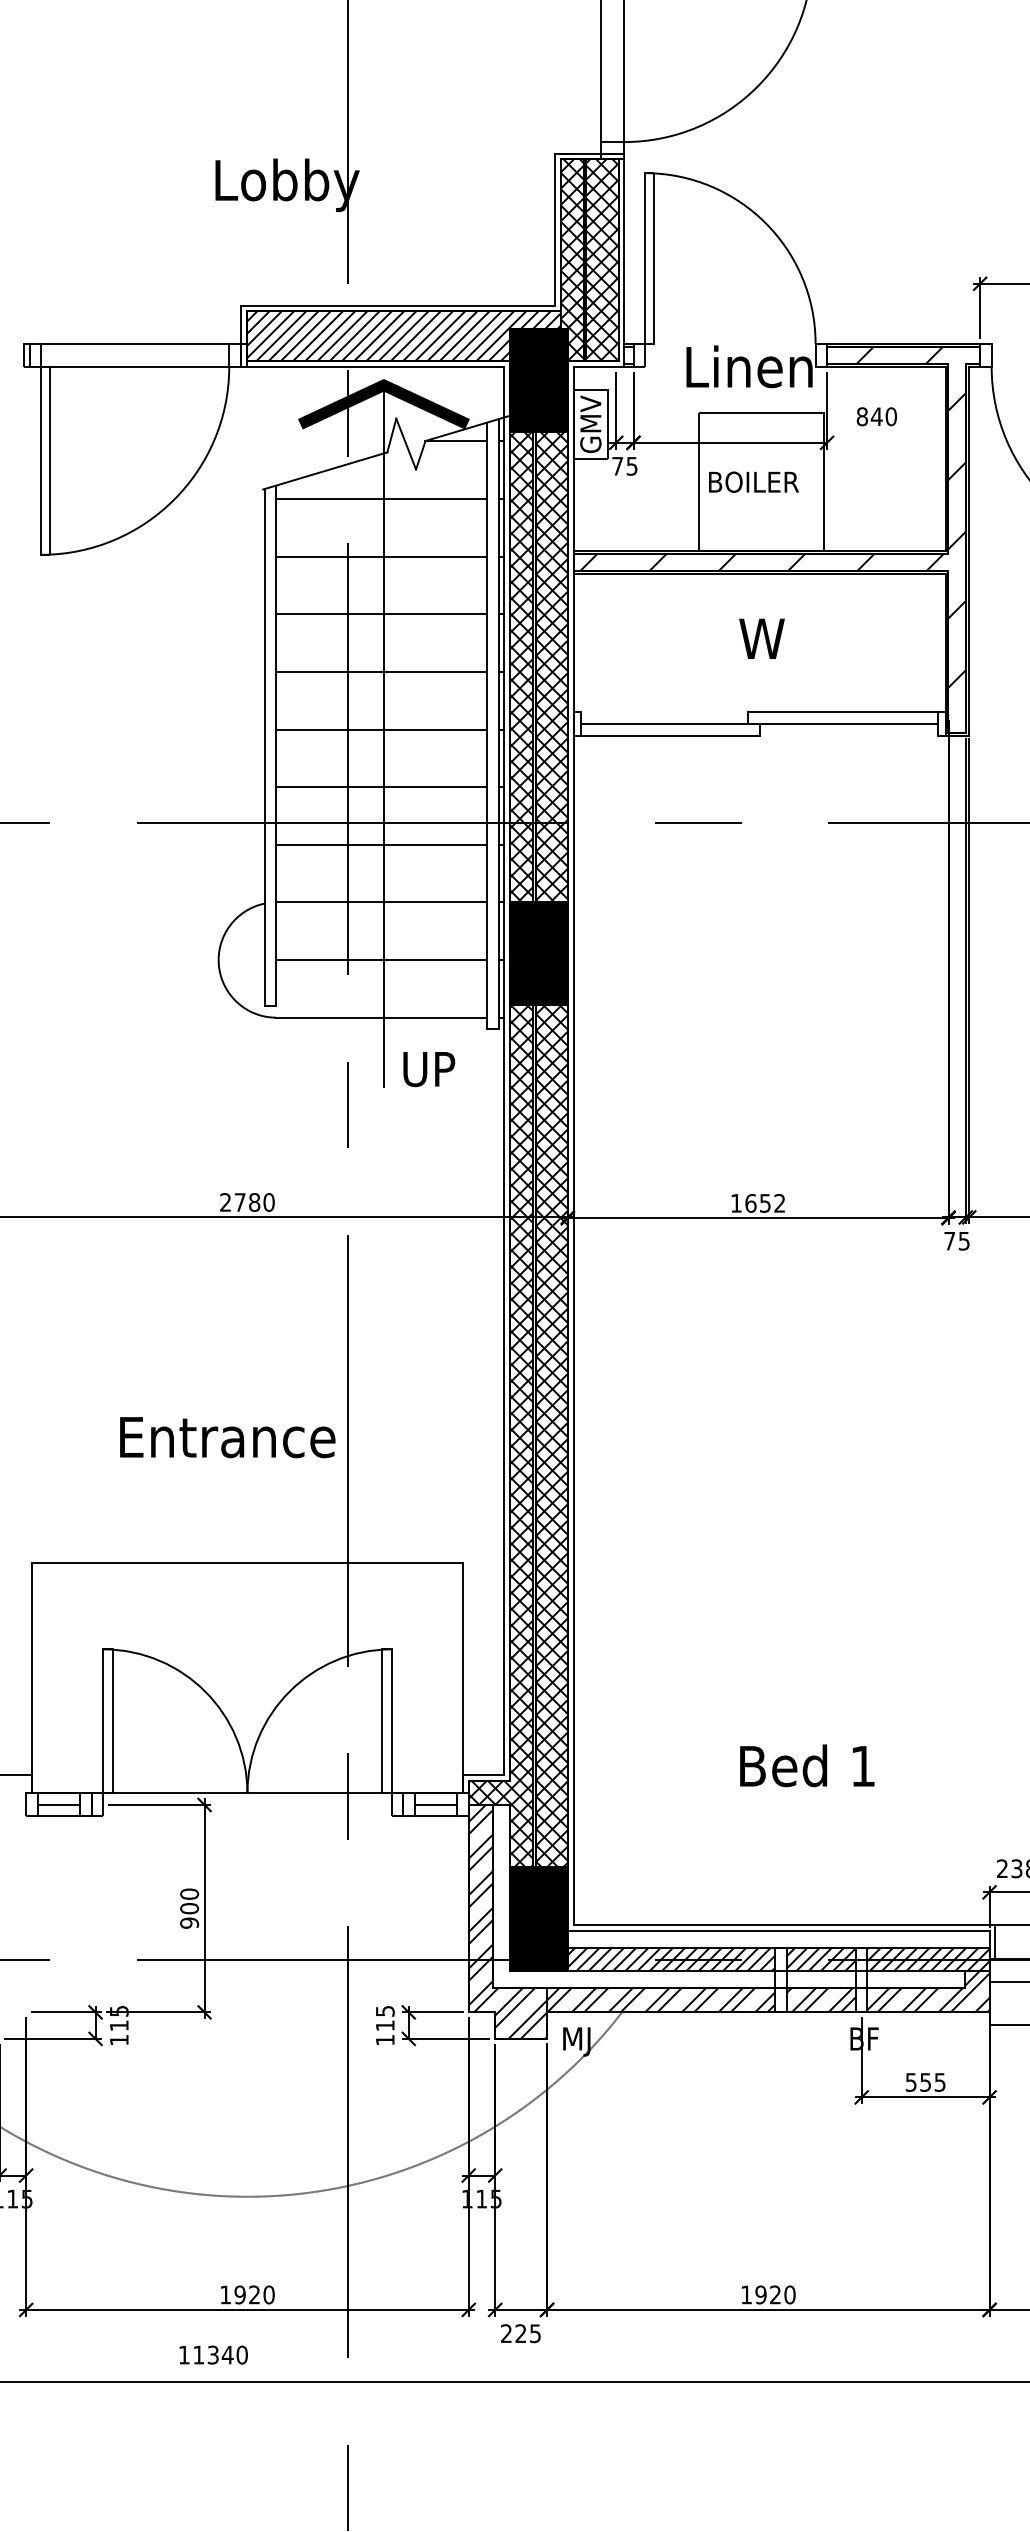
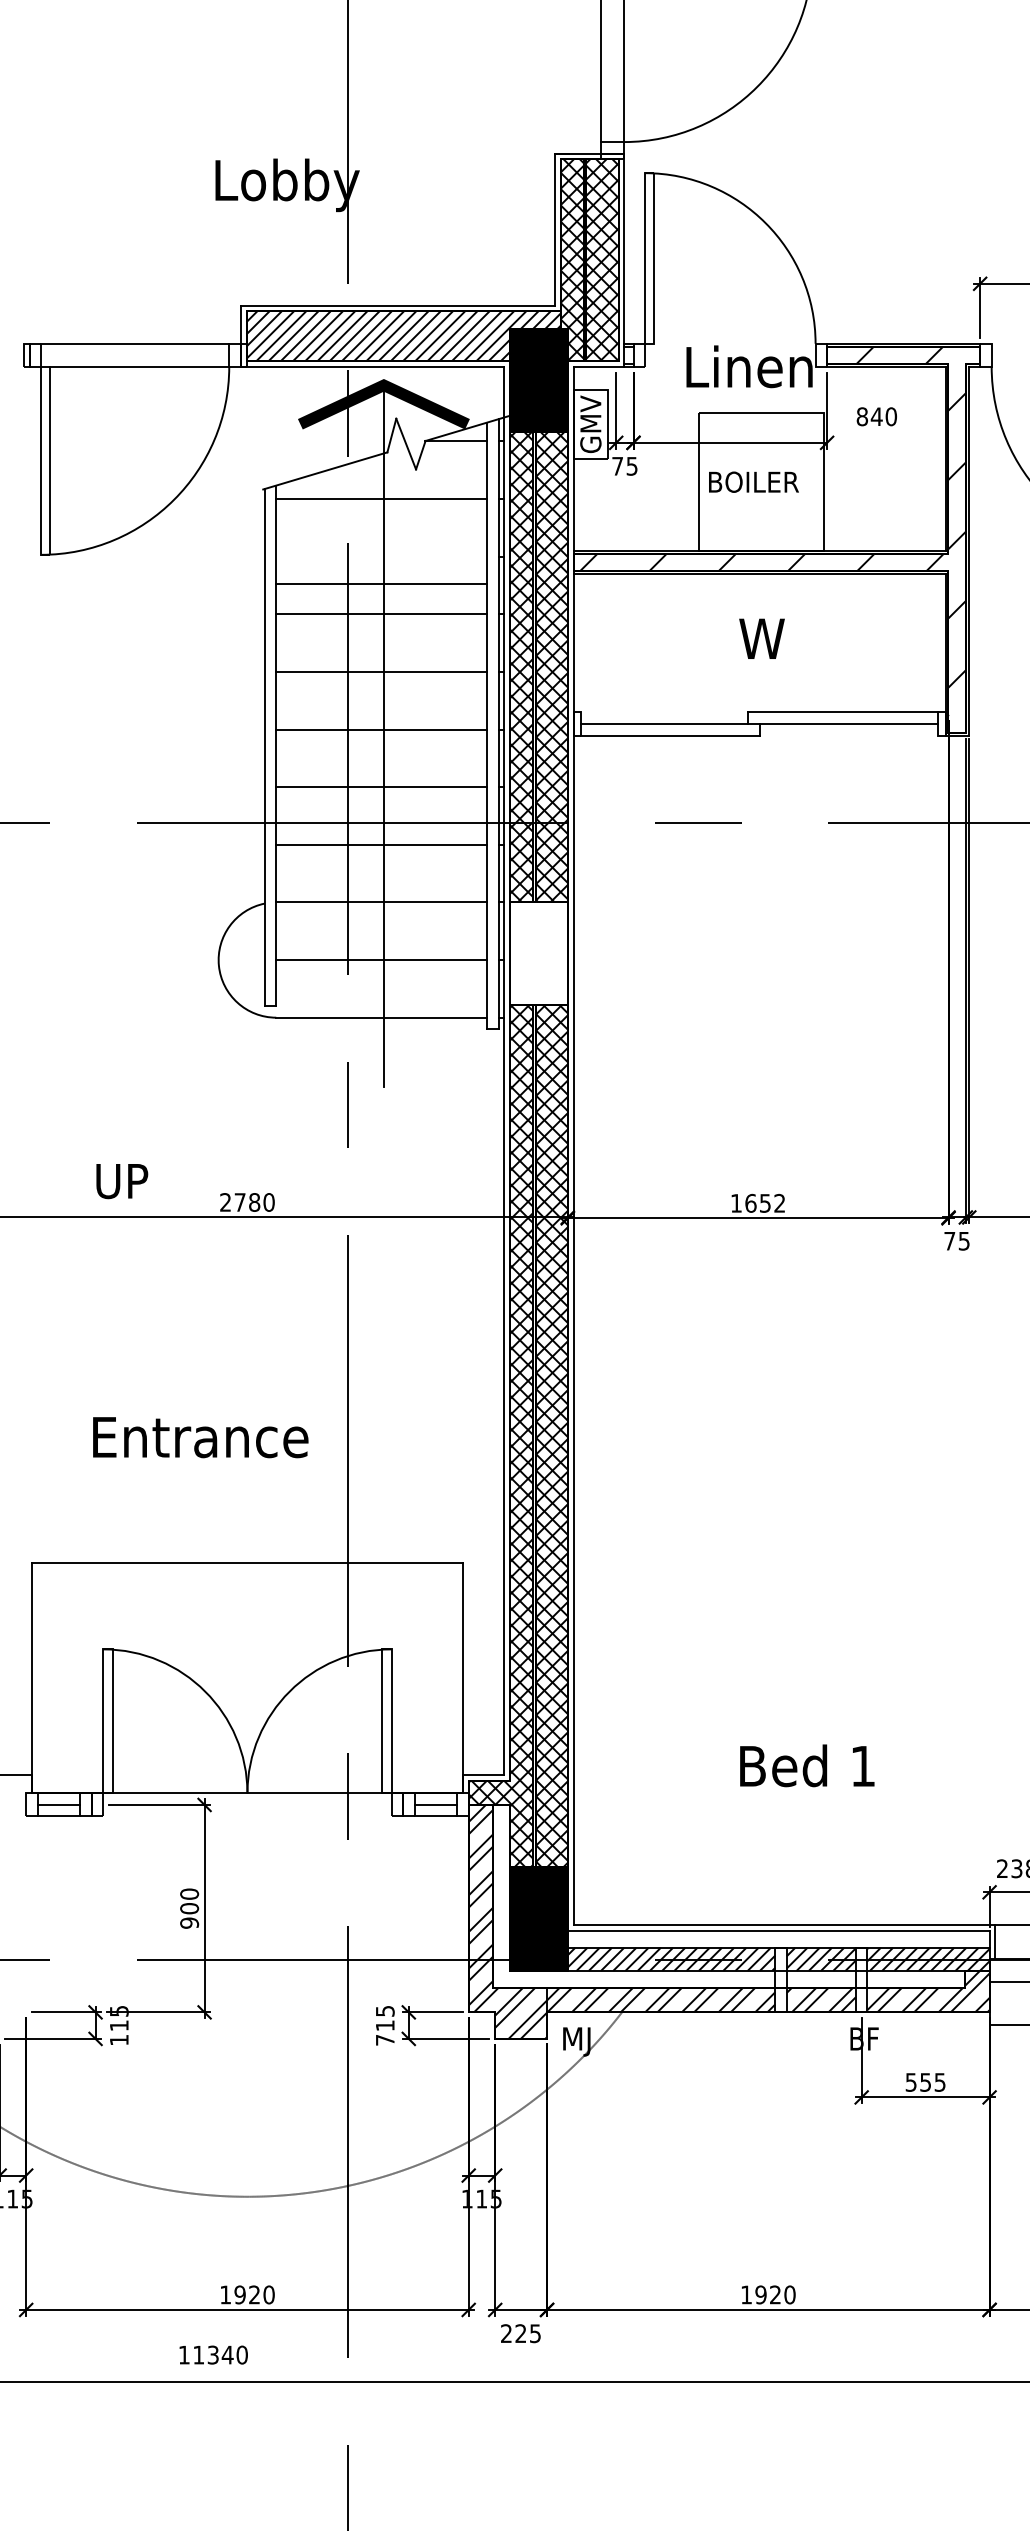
line position: (381, 556) -> (381, 583) (381, 583)
fill: present -> none (538, 953)
text position: (429, 1069) -> (122, 1181) (122, 1181)
text position: (227, 1437) -> (200, 1437) (200, 1437)
text: 115 -> 715 (385, 2040)
